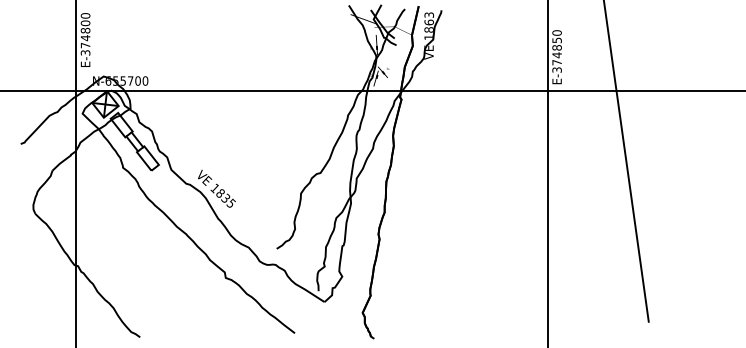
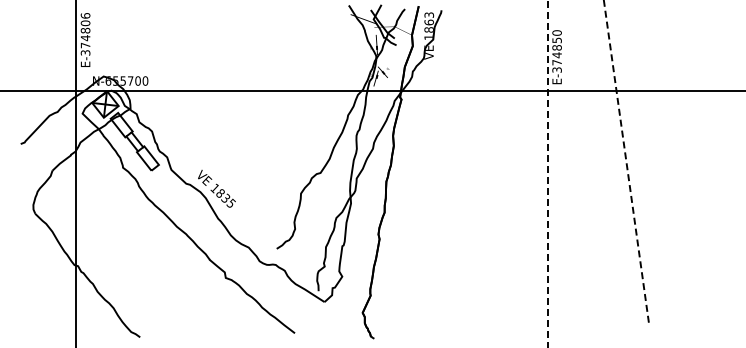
text: E-374800 -> E-374806 (85, 15)
line: solid -> dashed (626, 161)
line: solid -> dashed (548, 173)
